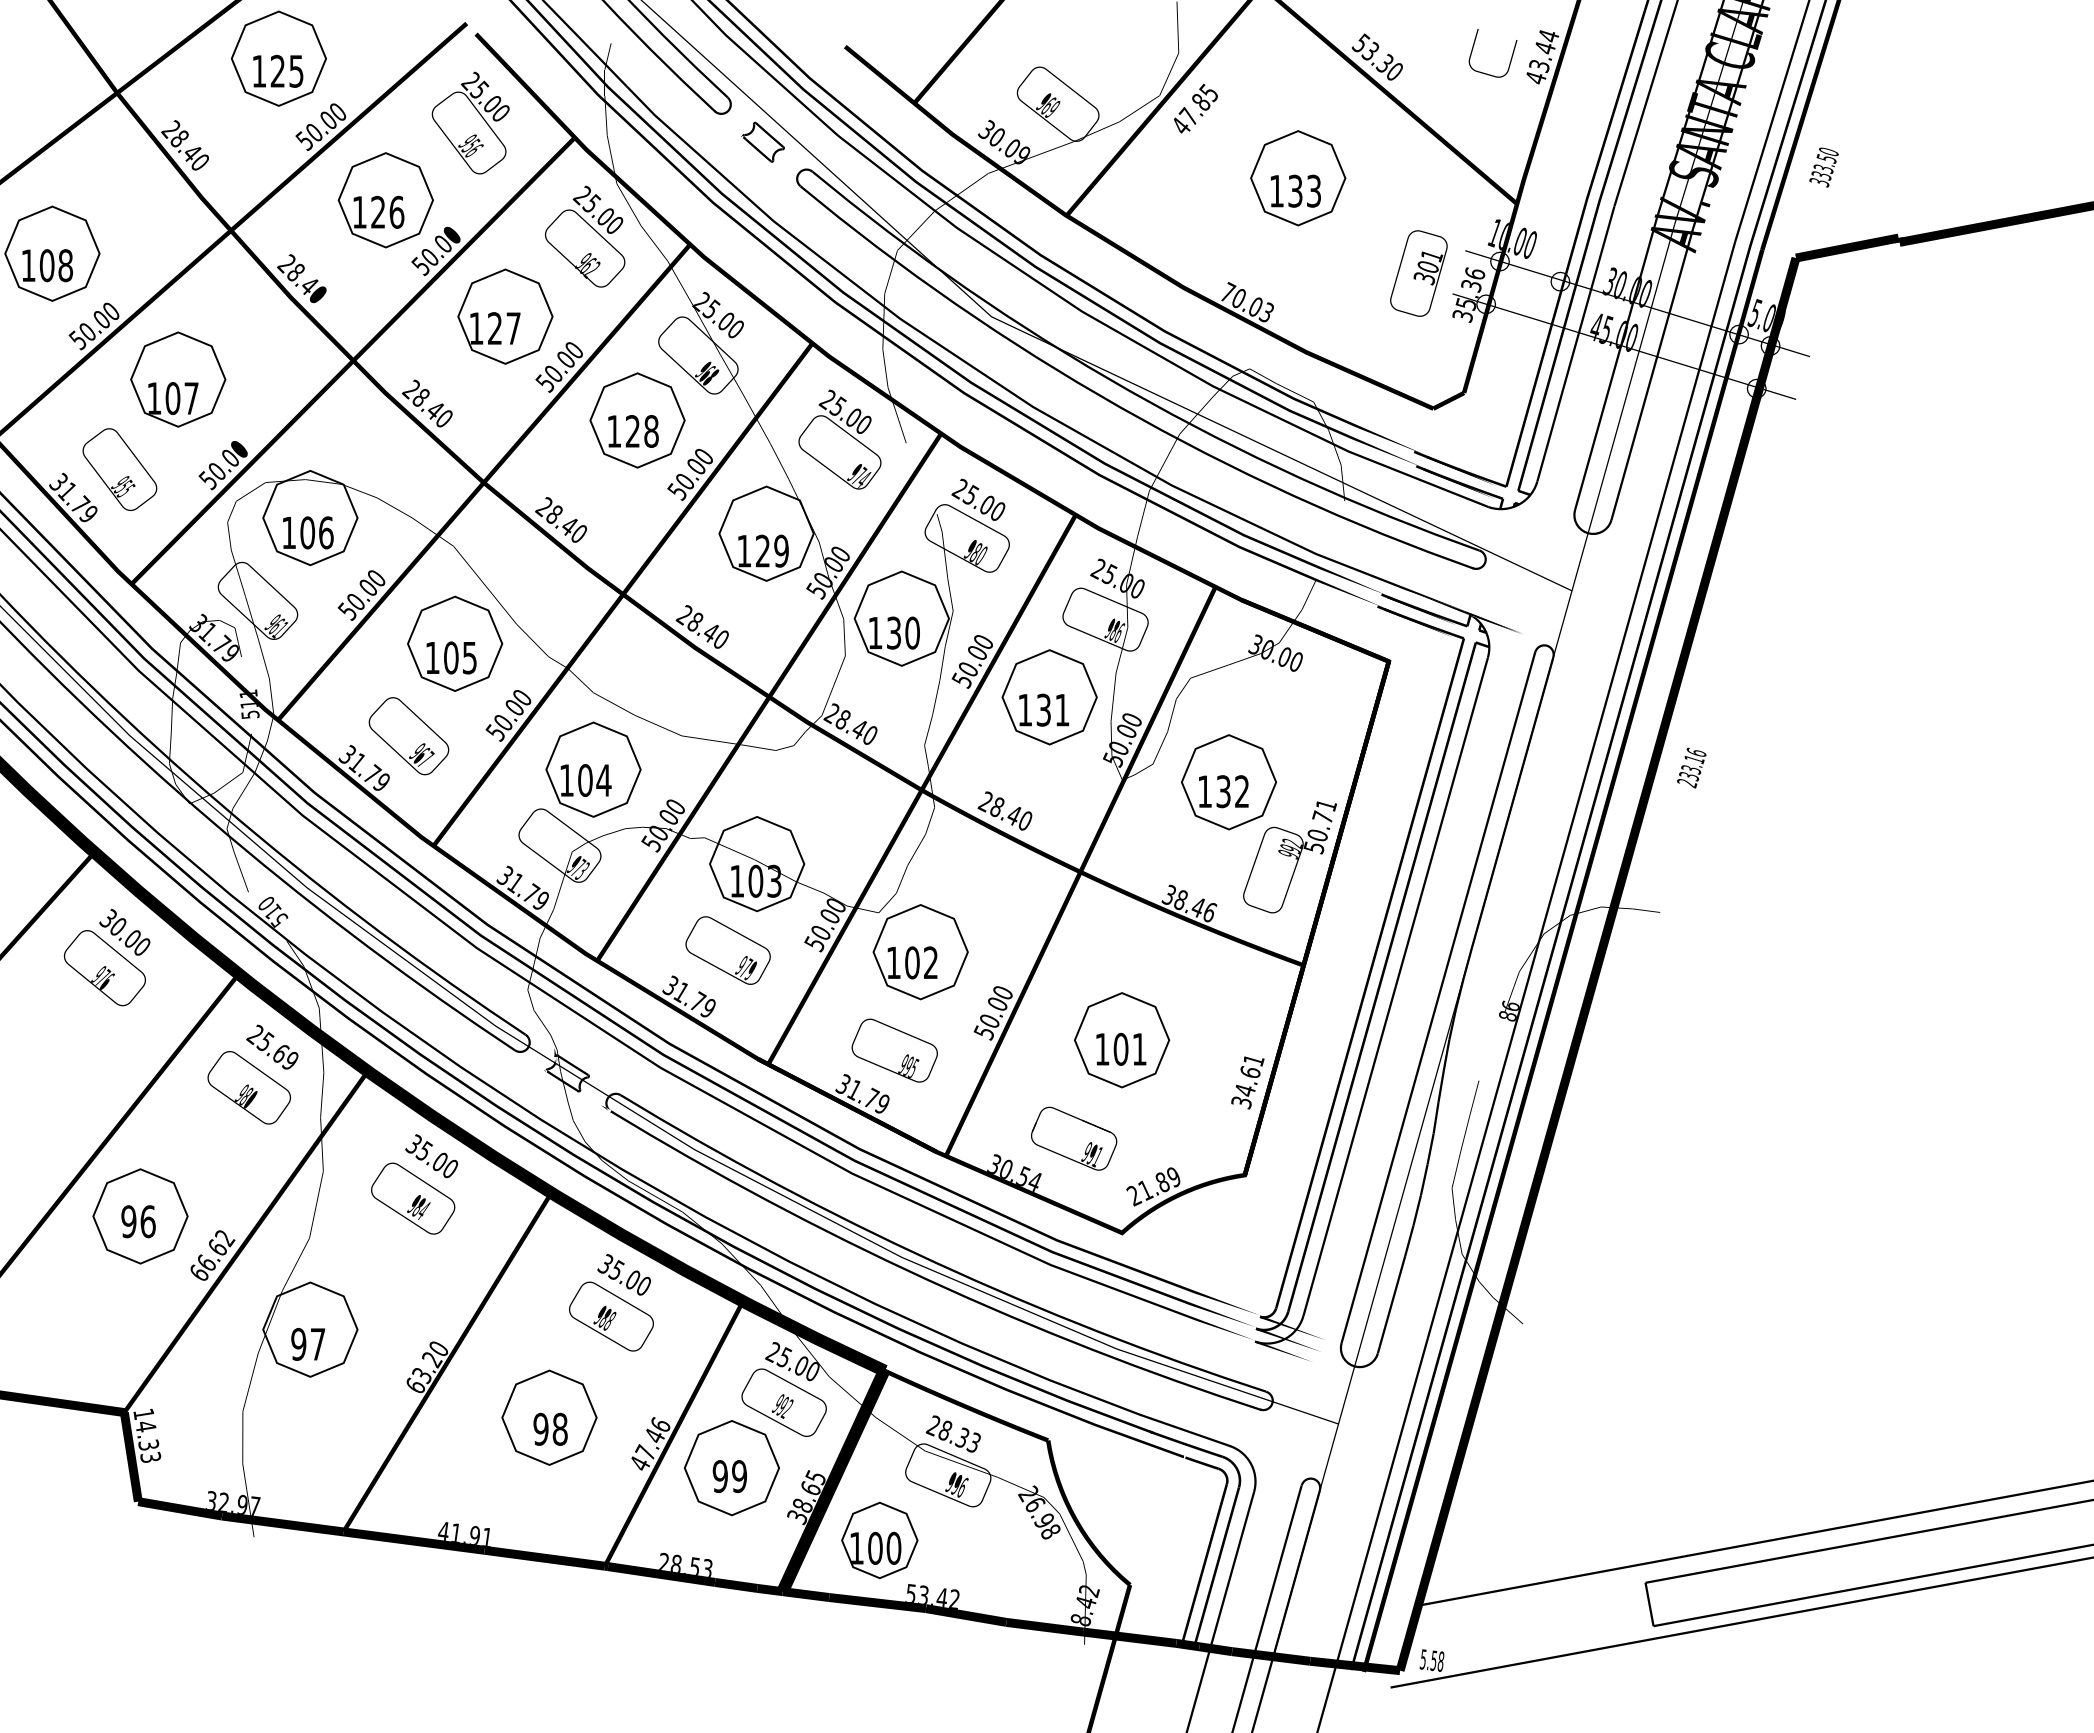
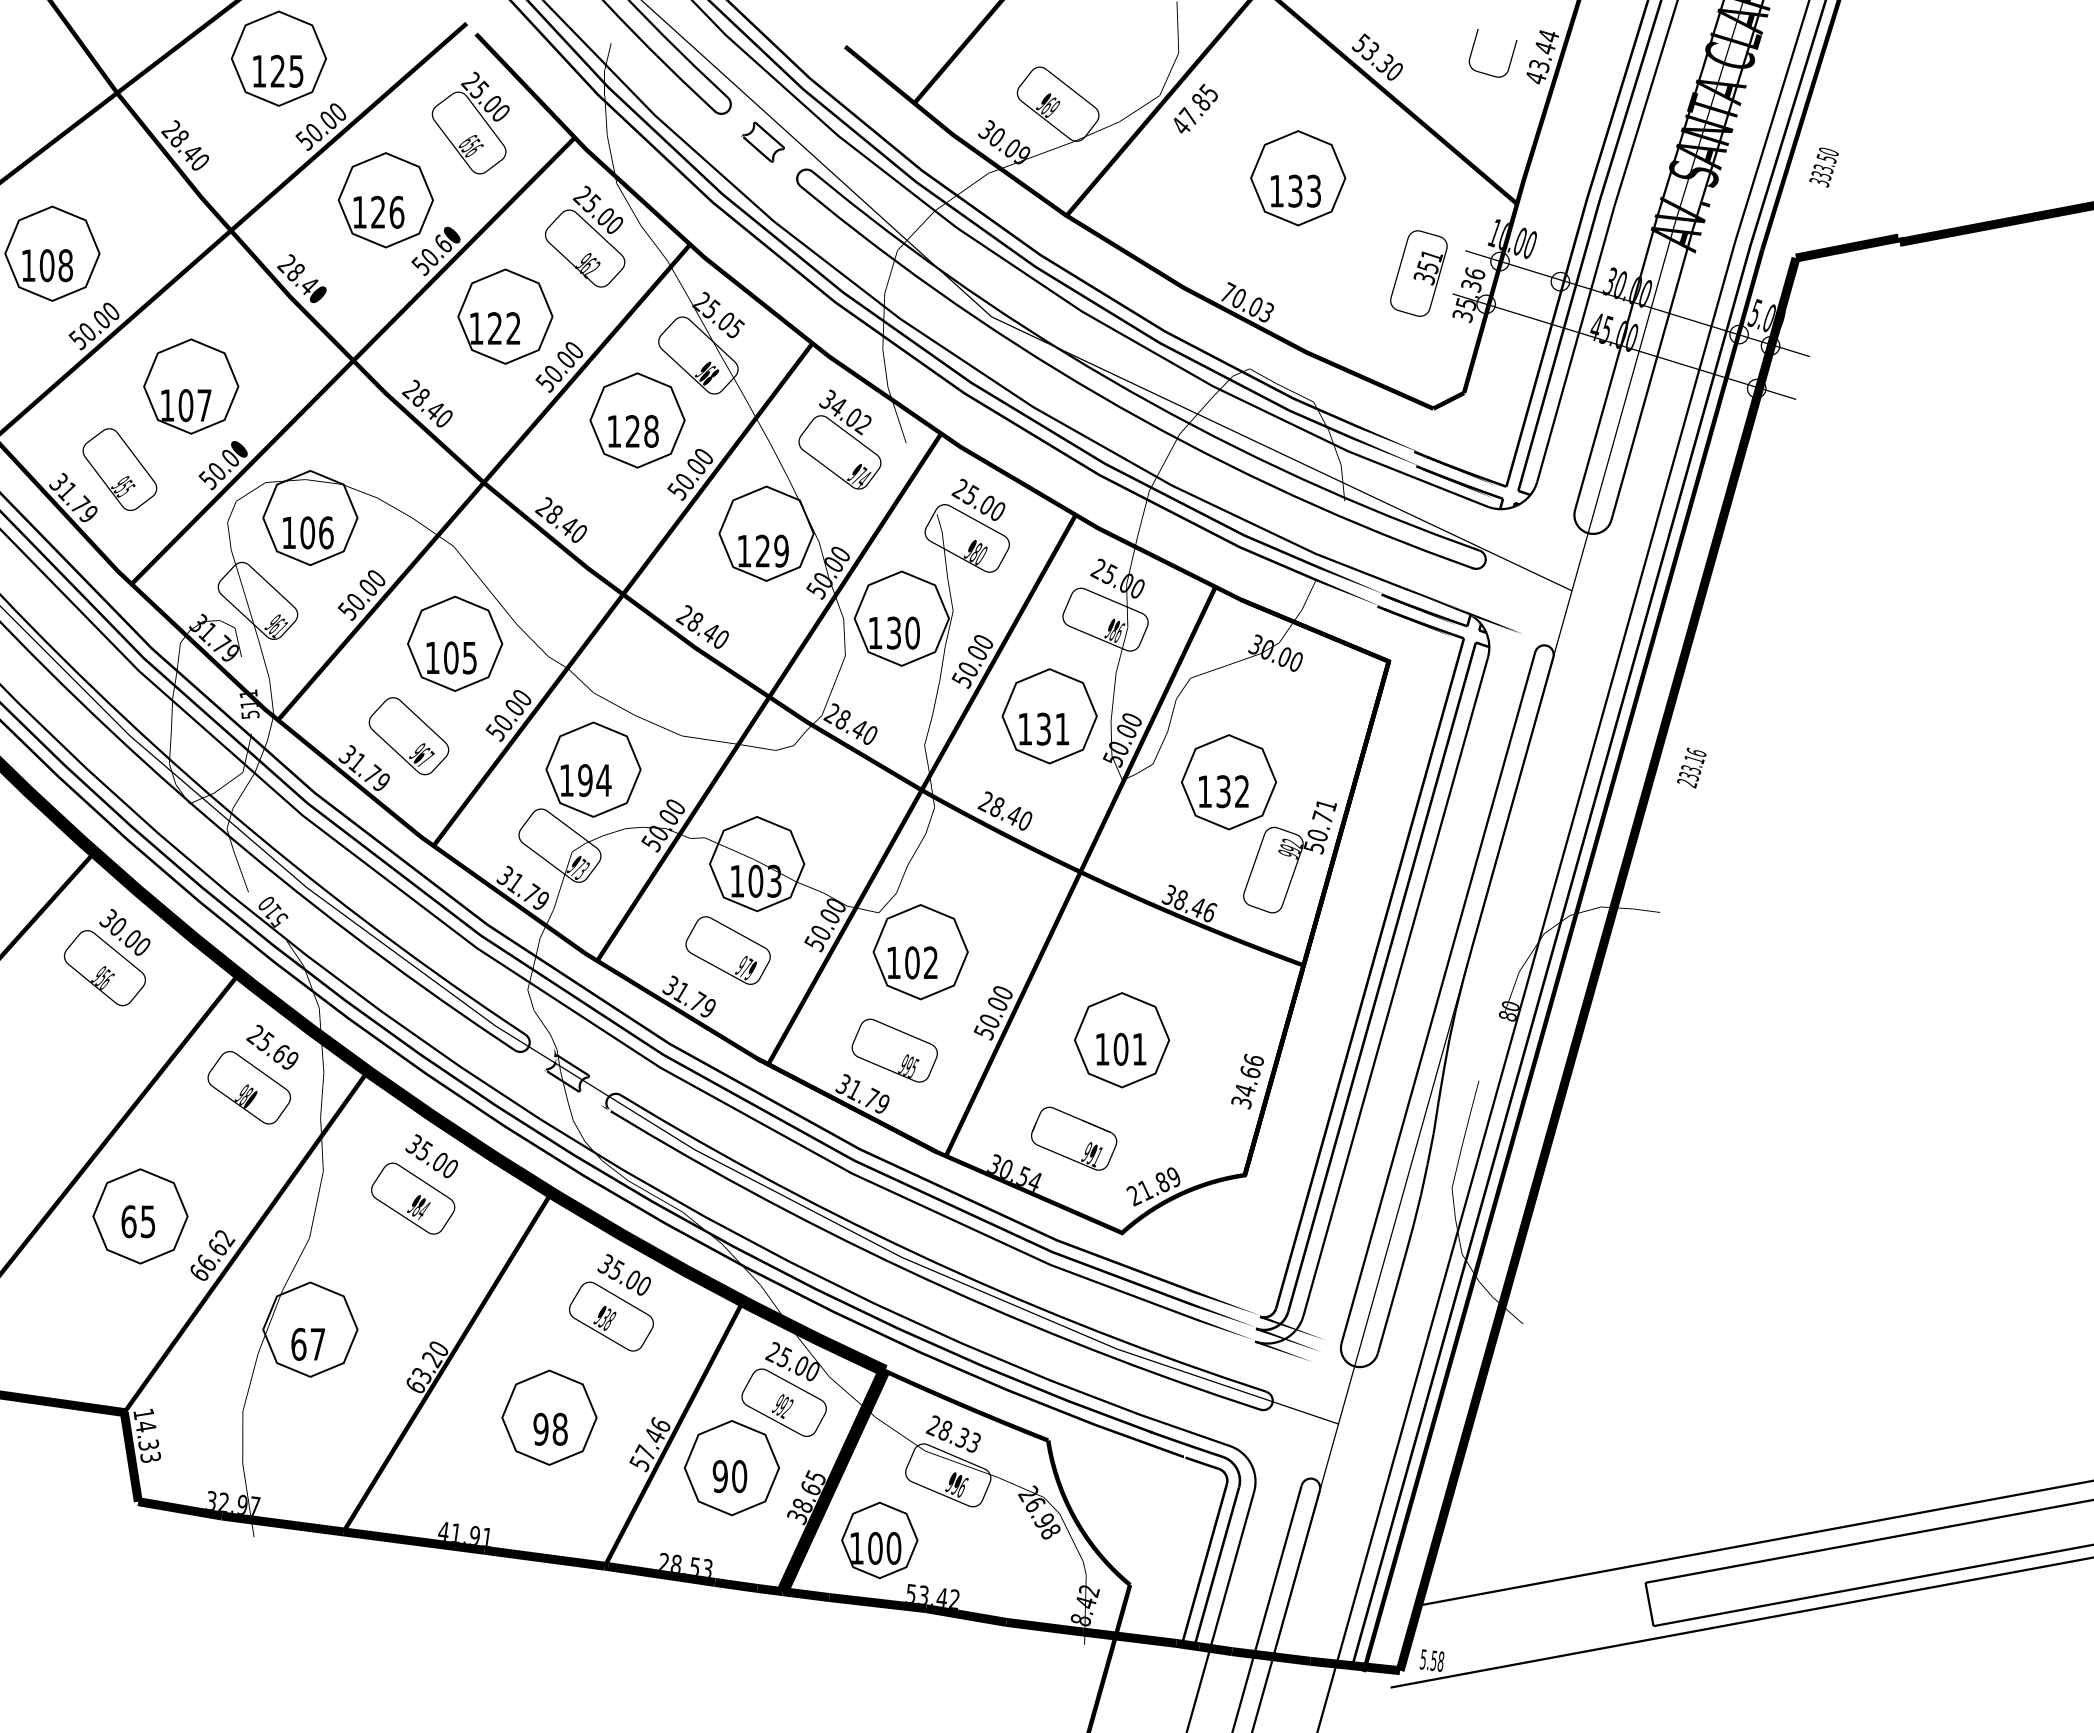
text: 956 -> 656 (467, 141)
text: 50.00 -> 50.60 (443, 243)
text: 301 -> 351 (1427, 267)
text: 127 -> 122 (513, 328)
text: 25.00 -> 25.05 (735, 328)
text position: (178, 379) -> (191, 386) (191, 386)
text: 25.00 -> 34.02 (844, 412)
text position: (1049, 697) -> (1049, 716) (1049, 716)
text: 104 -> 194 (585, 780)
text: 976 -> 956 (103, 978)
text: 86 -> 80 (1510, 1004)
text: 34.61 -> 34.66 (1254, 1059)
text: 96 -> 65 (138, 1221)
text: 988 -> 938 (604, 1317)
text: 97 -> 67 (298, 1343)
text: 47.46 -> 57.46 (639, 1464)
text: 99 -> 90 (739, 1476)
